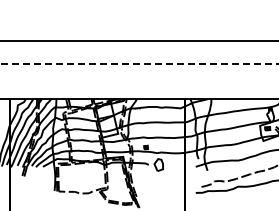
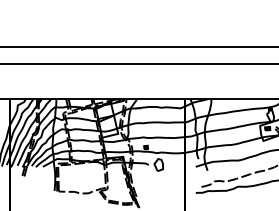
line position: (138, 40) -> (138, 46) (138, 46)
line: dashed -> solid (139, 64)
